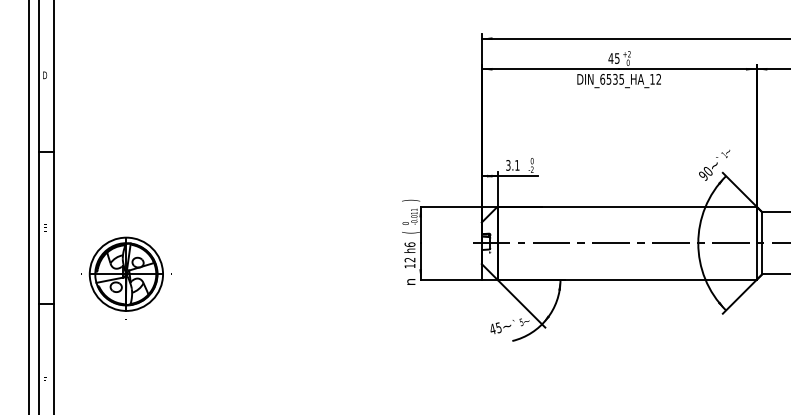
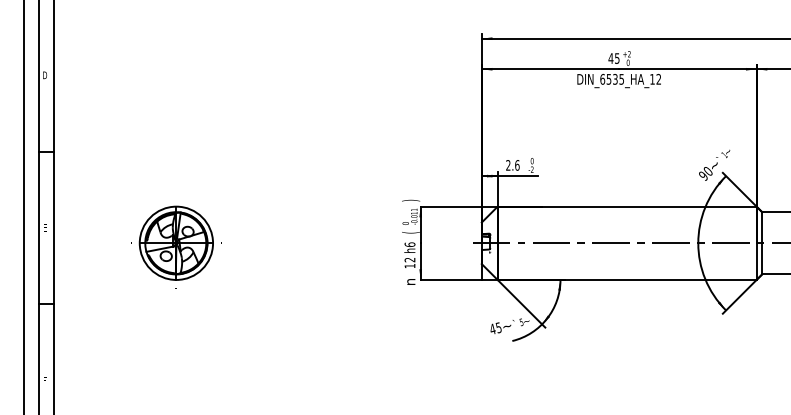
text: 3.1 -> 2.6 (512, 165)
line position: (28, 206) -> (23, 206) (23, 206)
part position: (126, 277) -> (176, 246) (176, 246)
